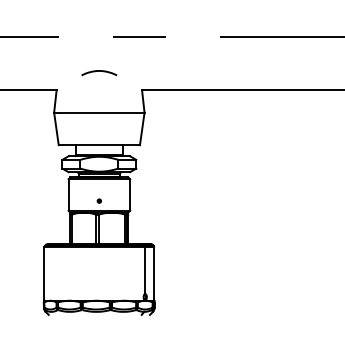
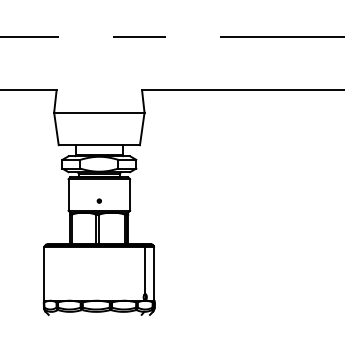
curve: present -> none (99, 71)
